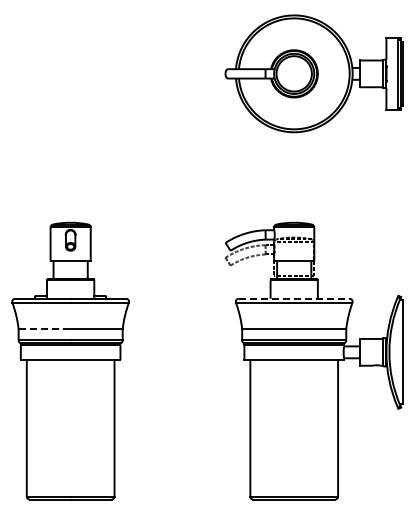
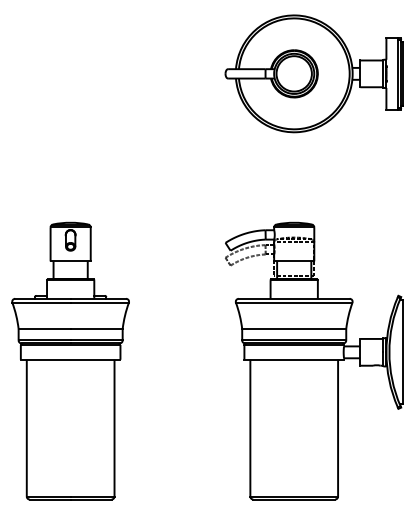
line: dashed -> solid (294, 298)
line: dashed -> solid (45, 329)
